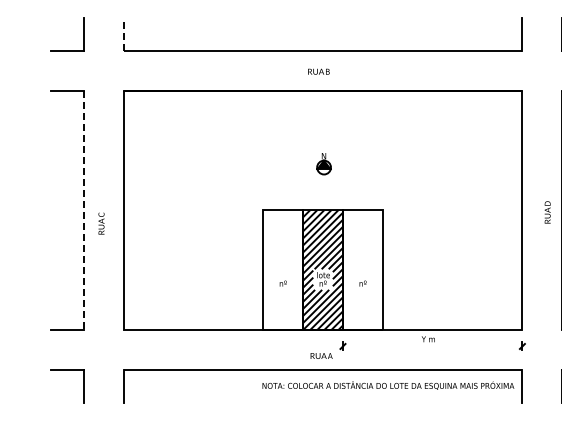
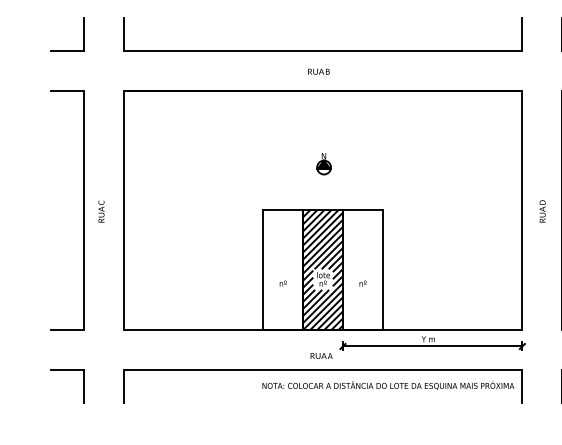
line: dashed -> solid (123, 34)
line: dashed -> solid (83, 210)
text position: (547, 212) -> (542, 211) (542, 211)
text position: (101, 223) -> (101, 211) (101, 211)
line: none -> present (432, 346)
